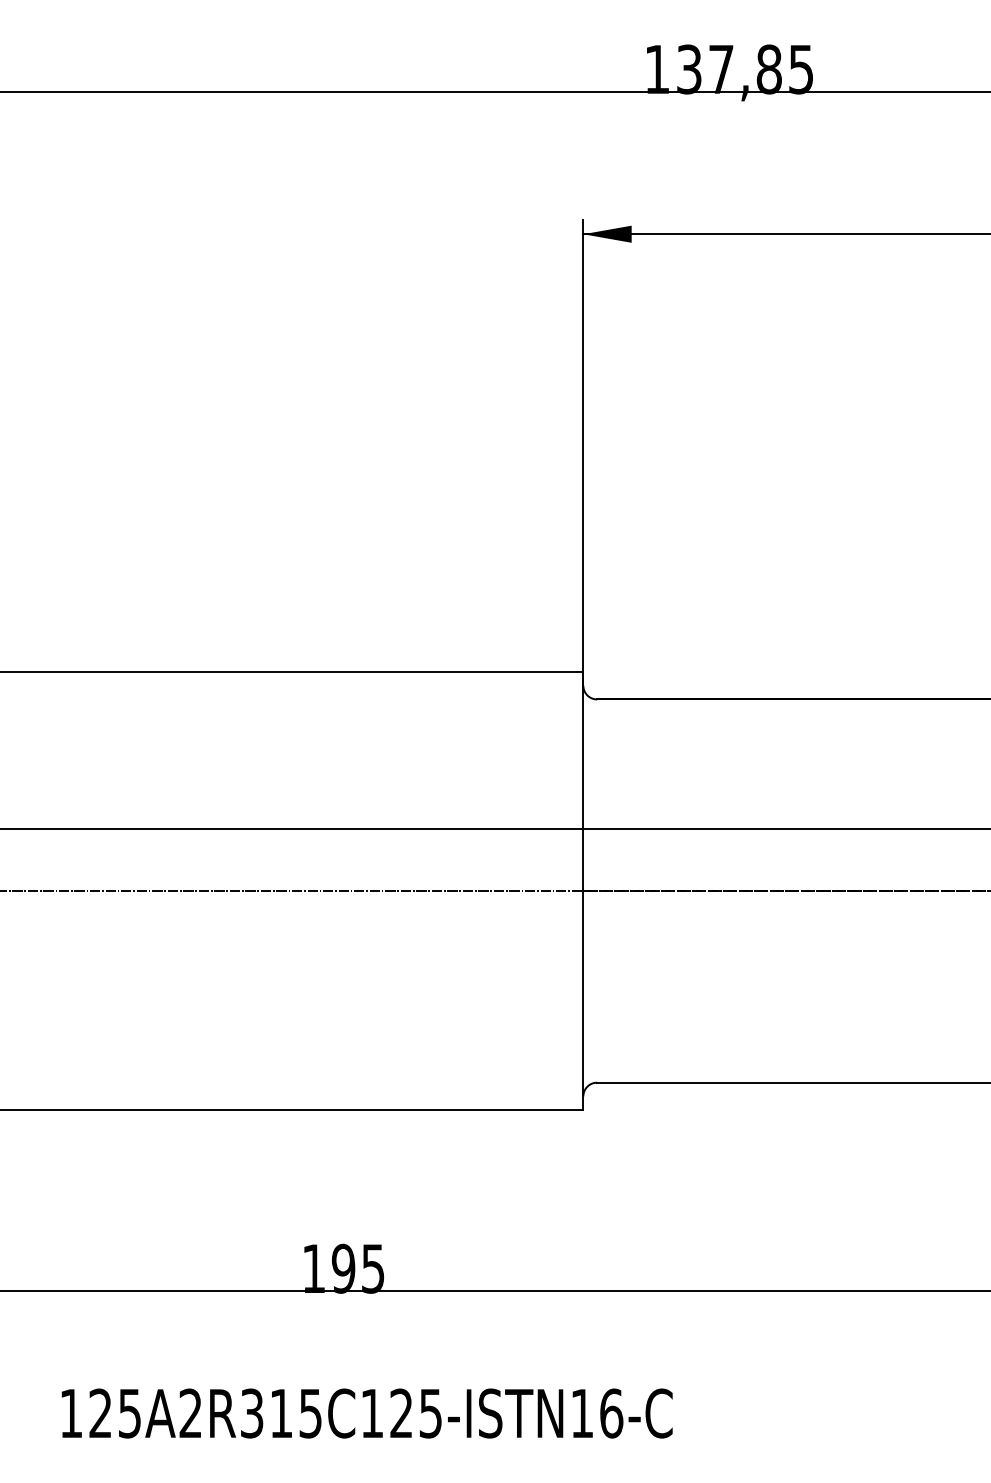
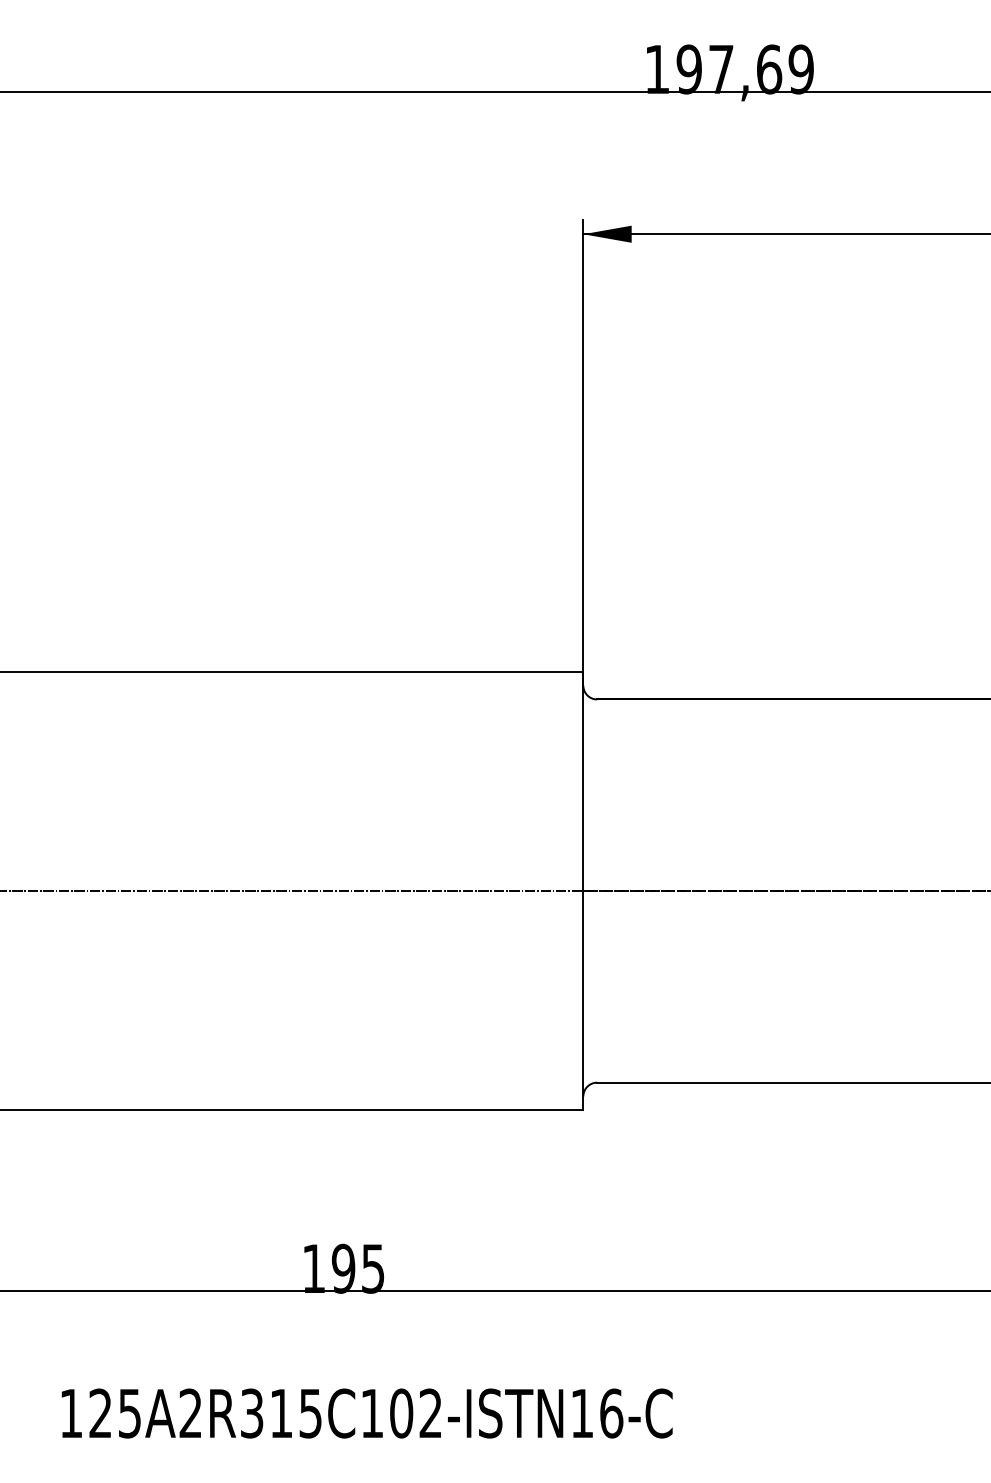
text: 137,85 -> 197,69 (744, 69)
line: present -> none (494, 829)
text: 125A2R315C125-ISTN16-C -> 125A2R315C102-ISTN16-C (415, 1413)
